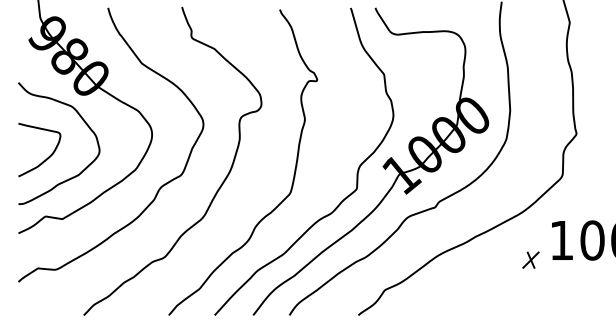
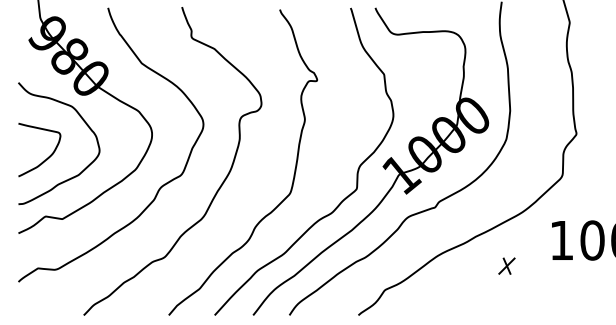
part position: (530, 259) -> (506, 265) (506, 265)
